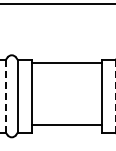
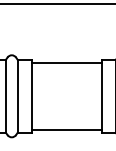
line: dashed -> solid (115, 95)
line: dashed -> solid (5, 96)
line position: (66, 124) -> (66, 129) (66, 129)
